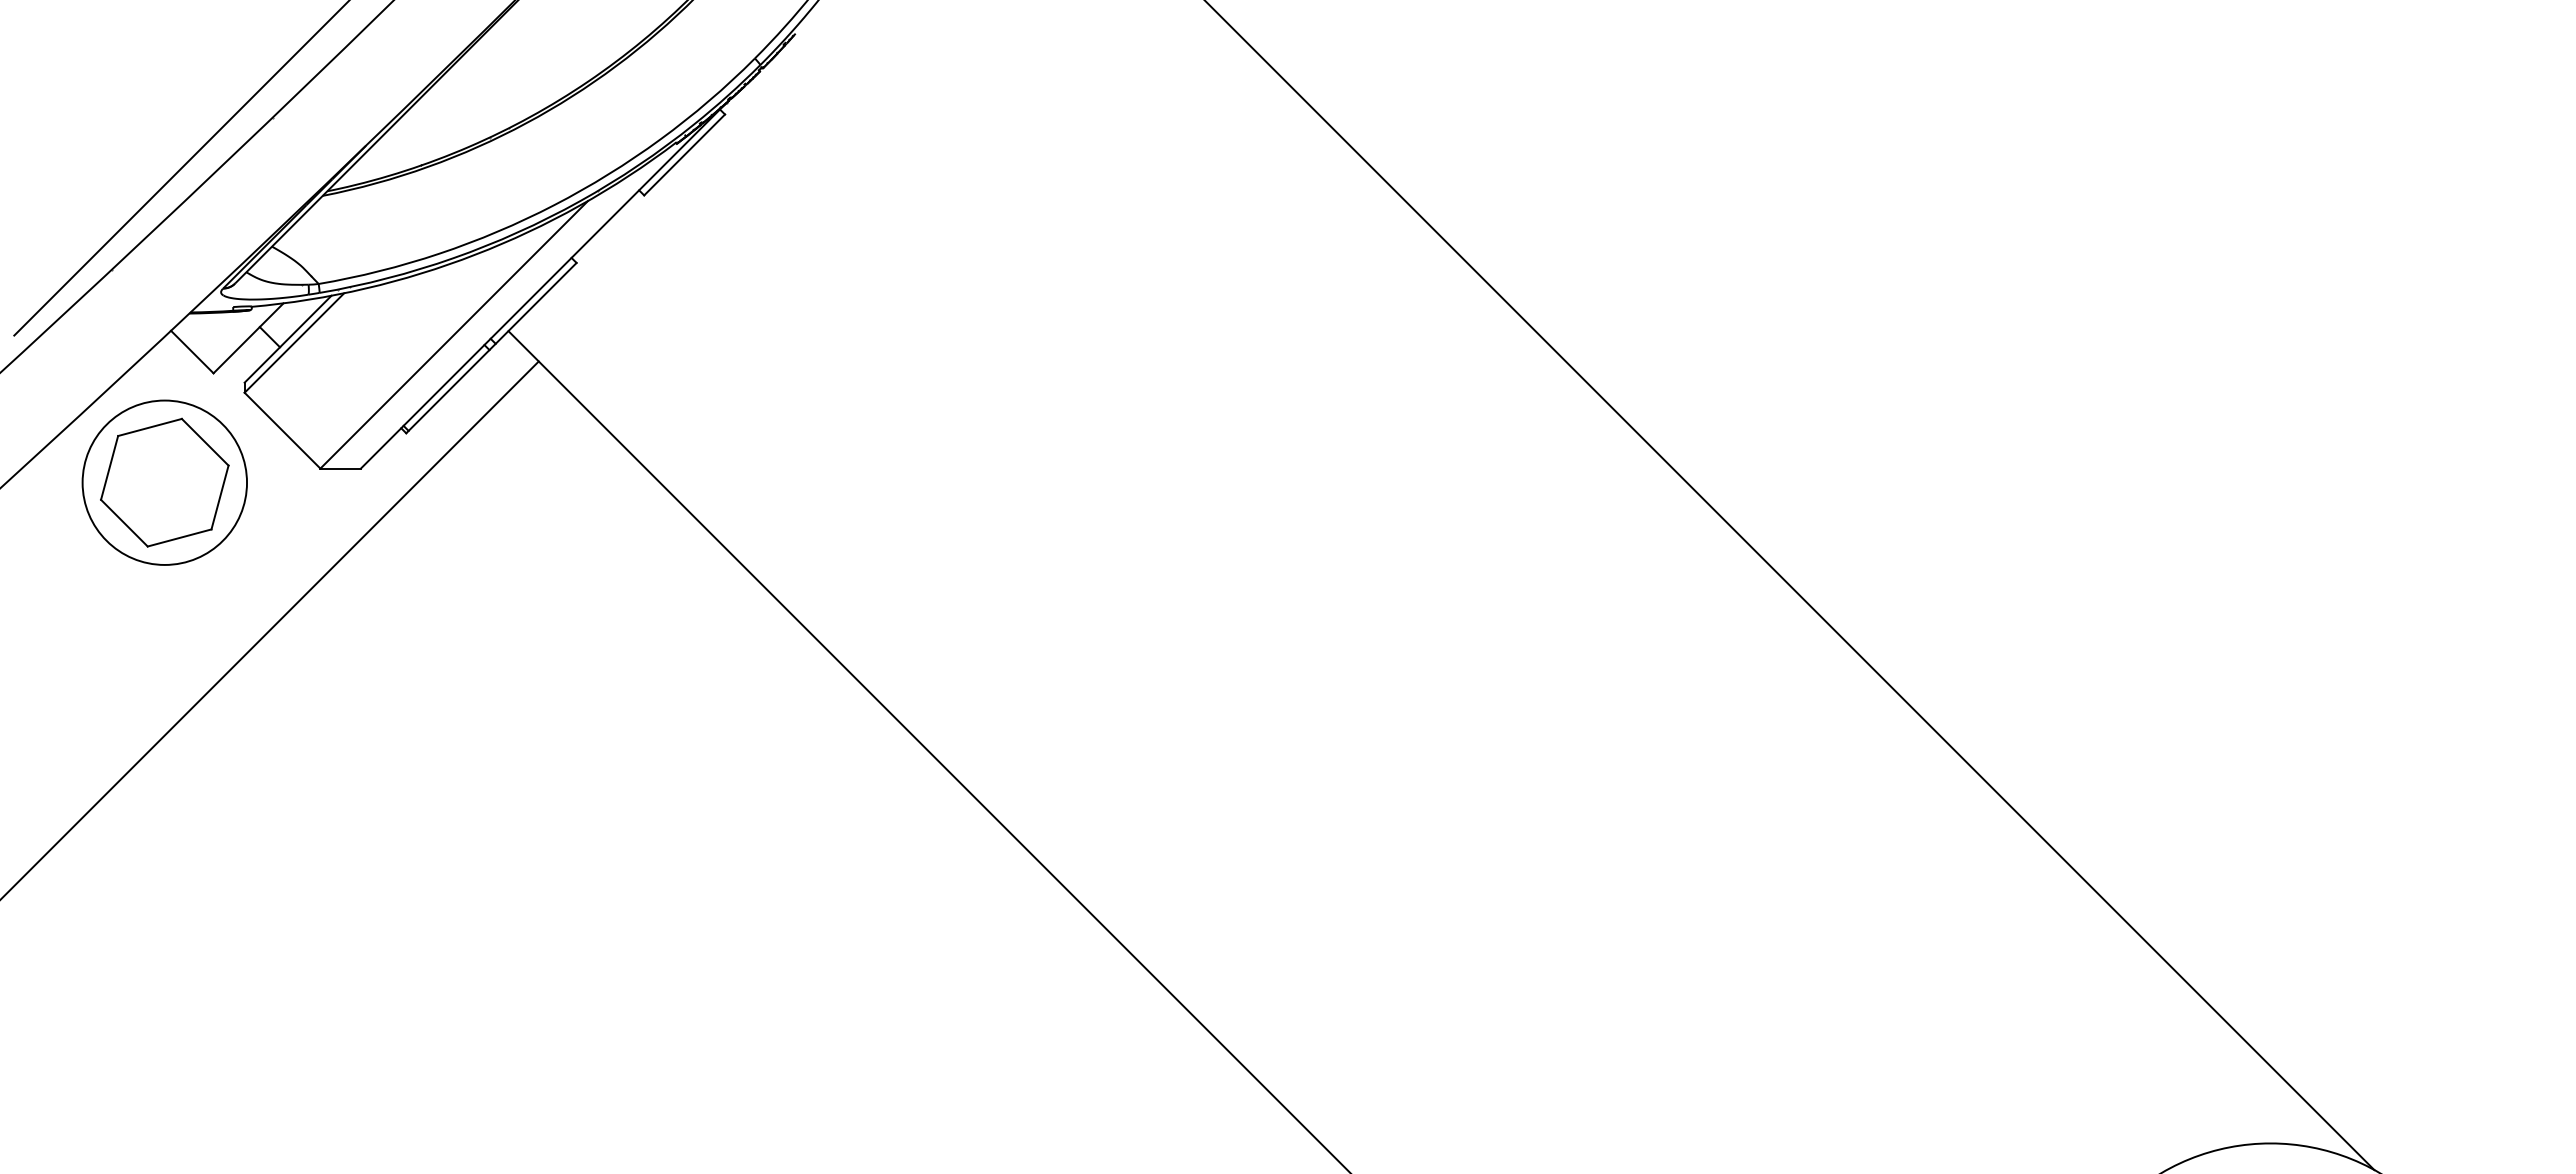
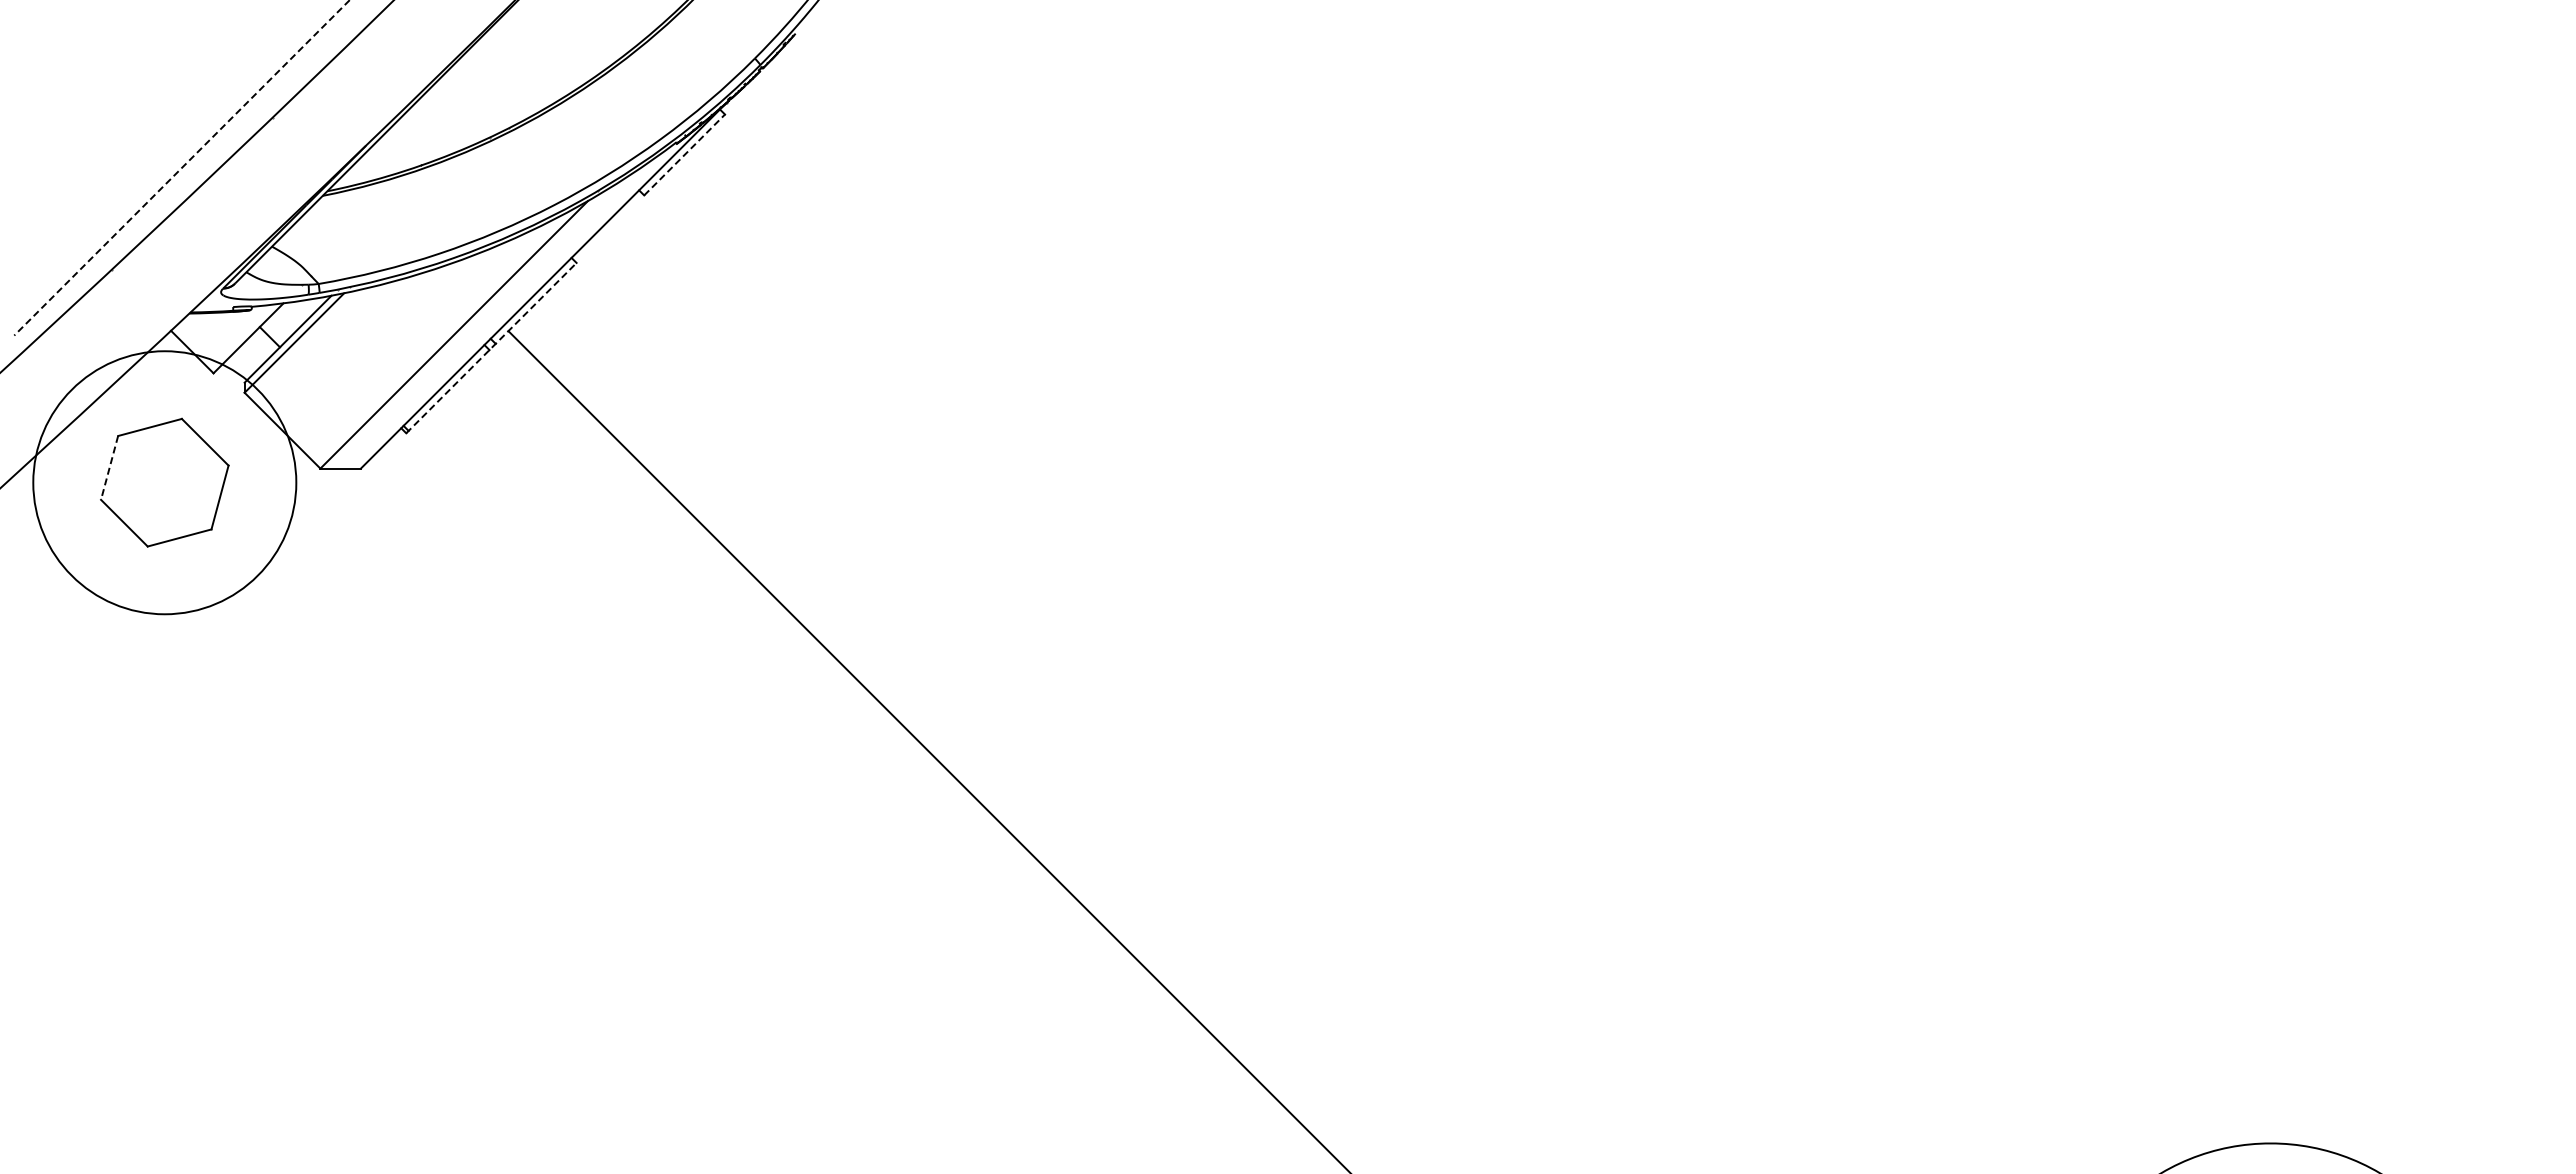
line: solid -> dashed (684, 154)
line: solid -> dashed (181, 168)
line: solid -> dashed (491, 347)
line: solid -> dashed (109, 468)
circle diameter: 164 px -> 263 px (164, 482)
line: present -> none (1790, 586)
line: present -> none (270, 629)
